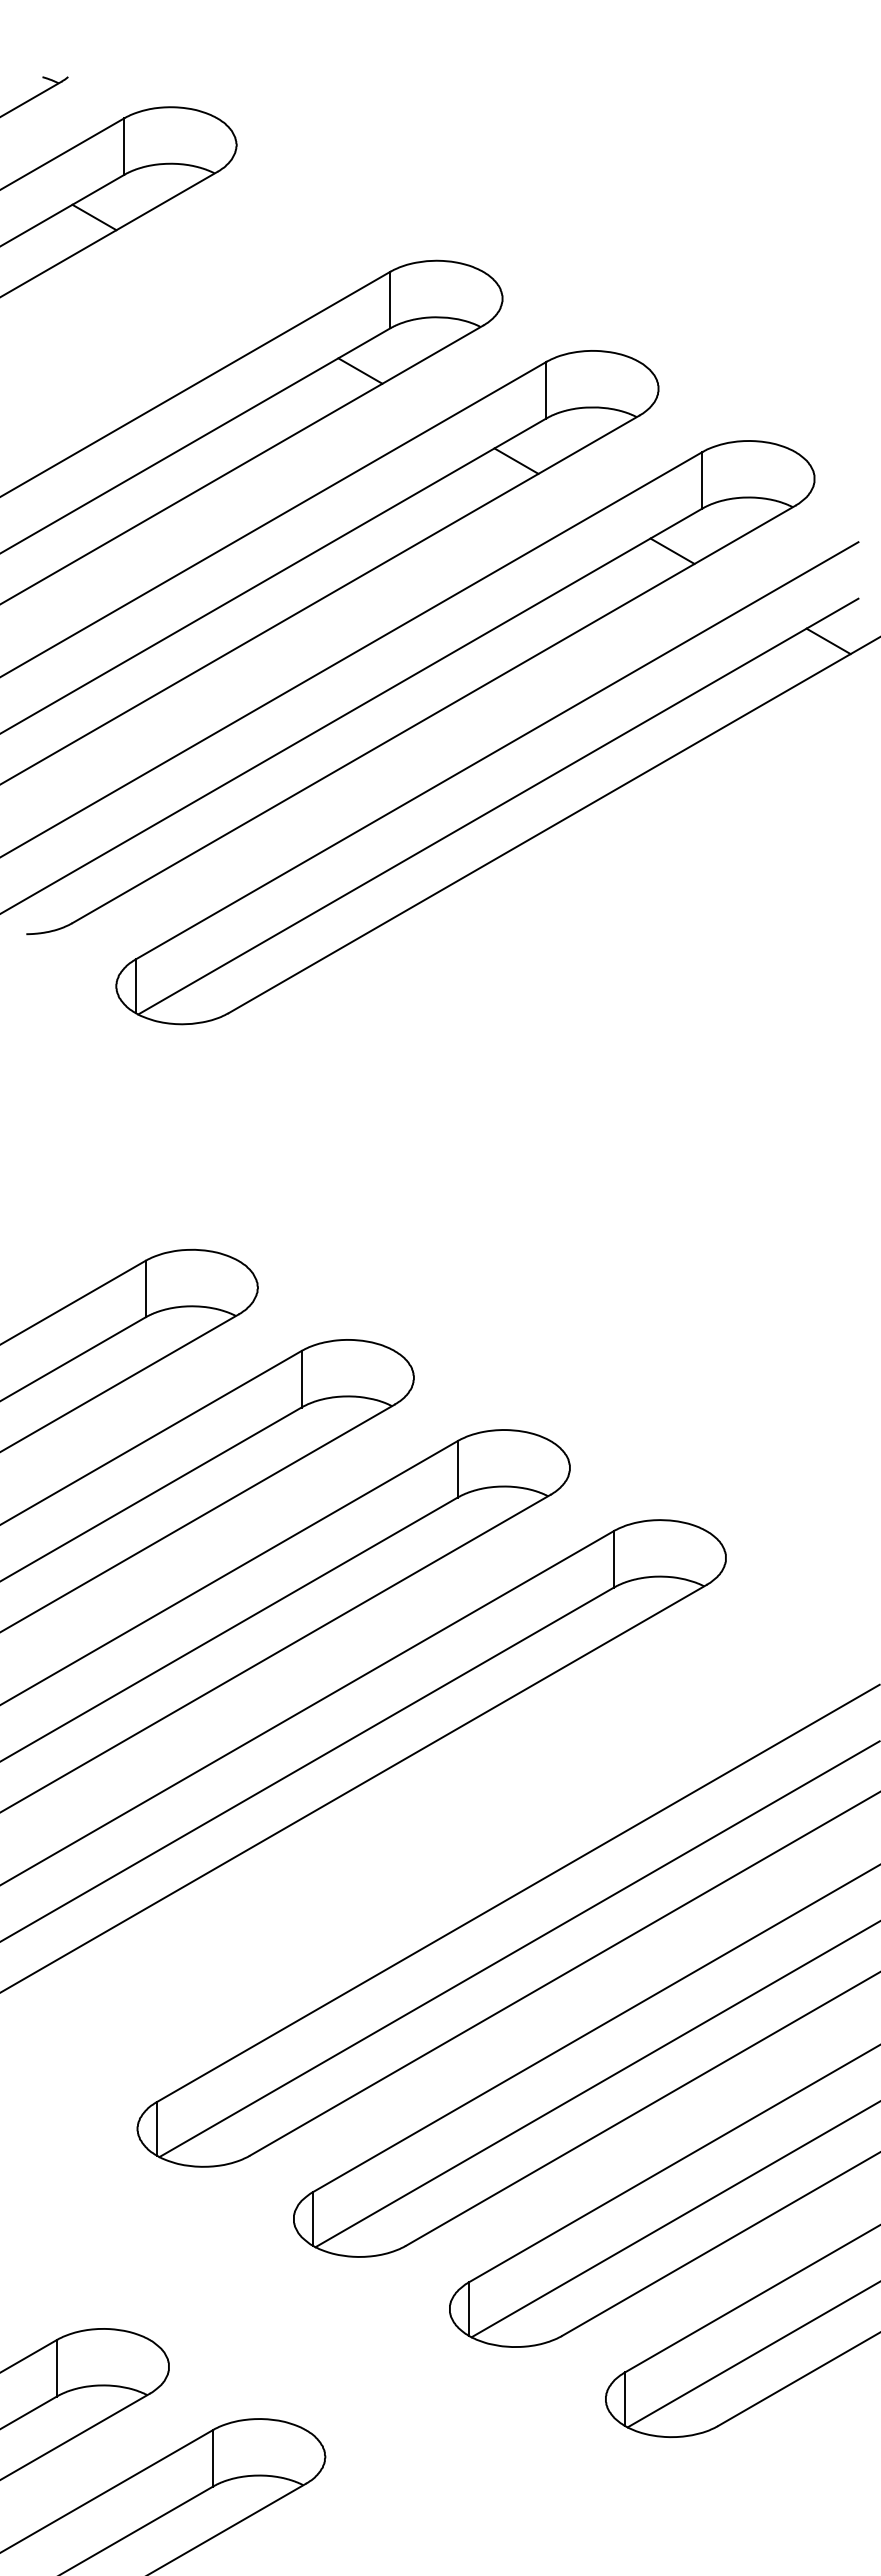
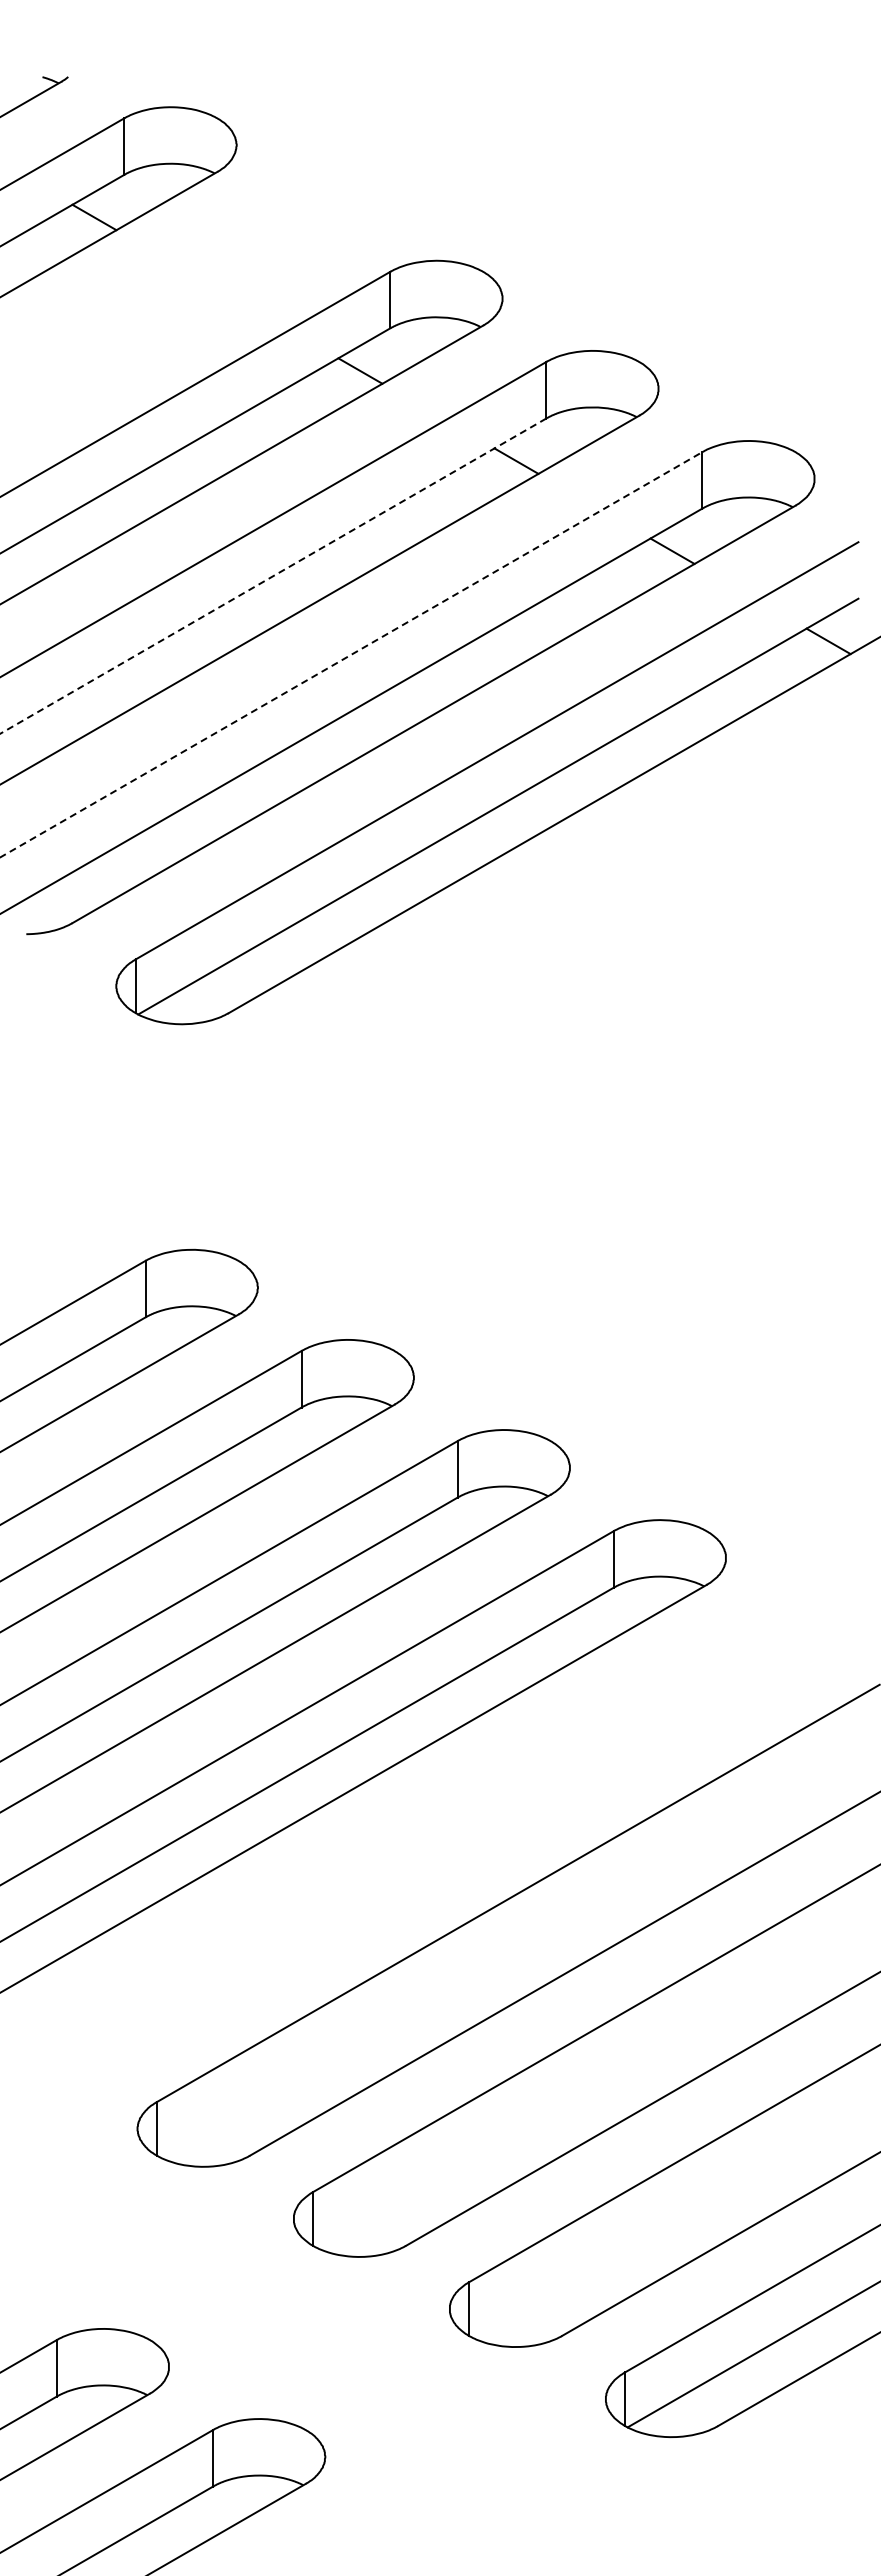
line: solid -> dashed (272, 576)
line: solid -> dashed (351, 654)
line: present -> none (518, 1949)
line: present -> none (596, 2084)
line: present -> none (674, 2220)
